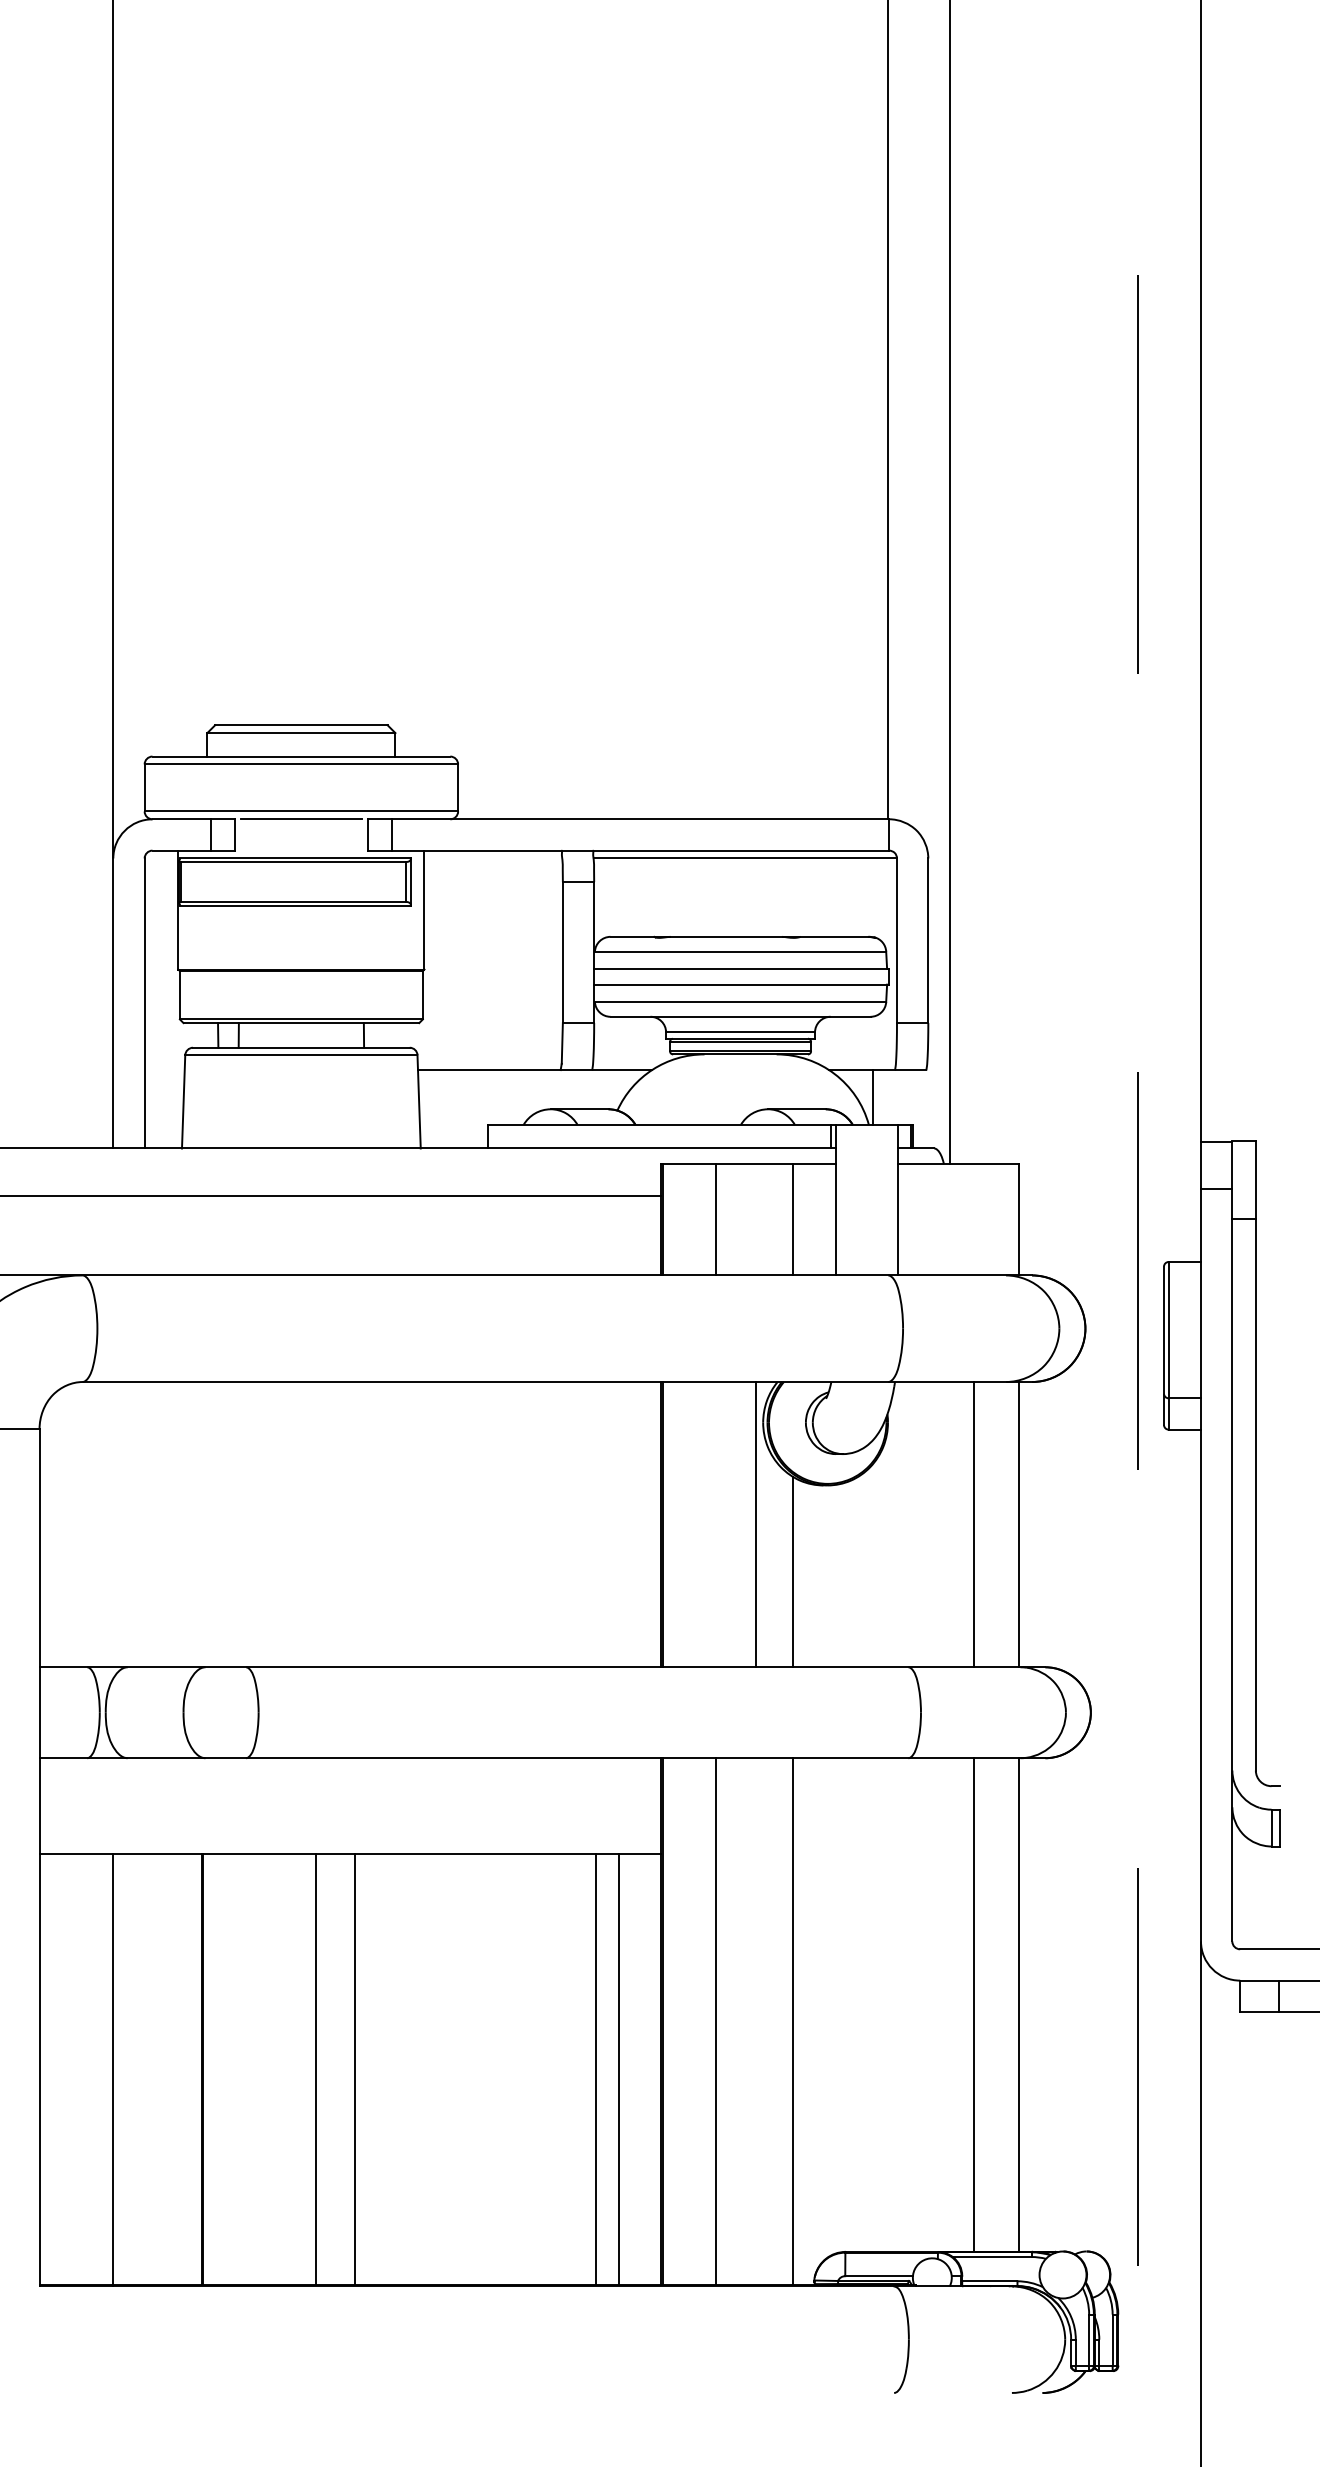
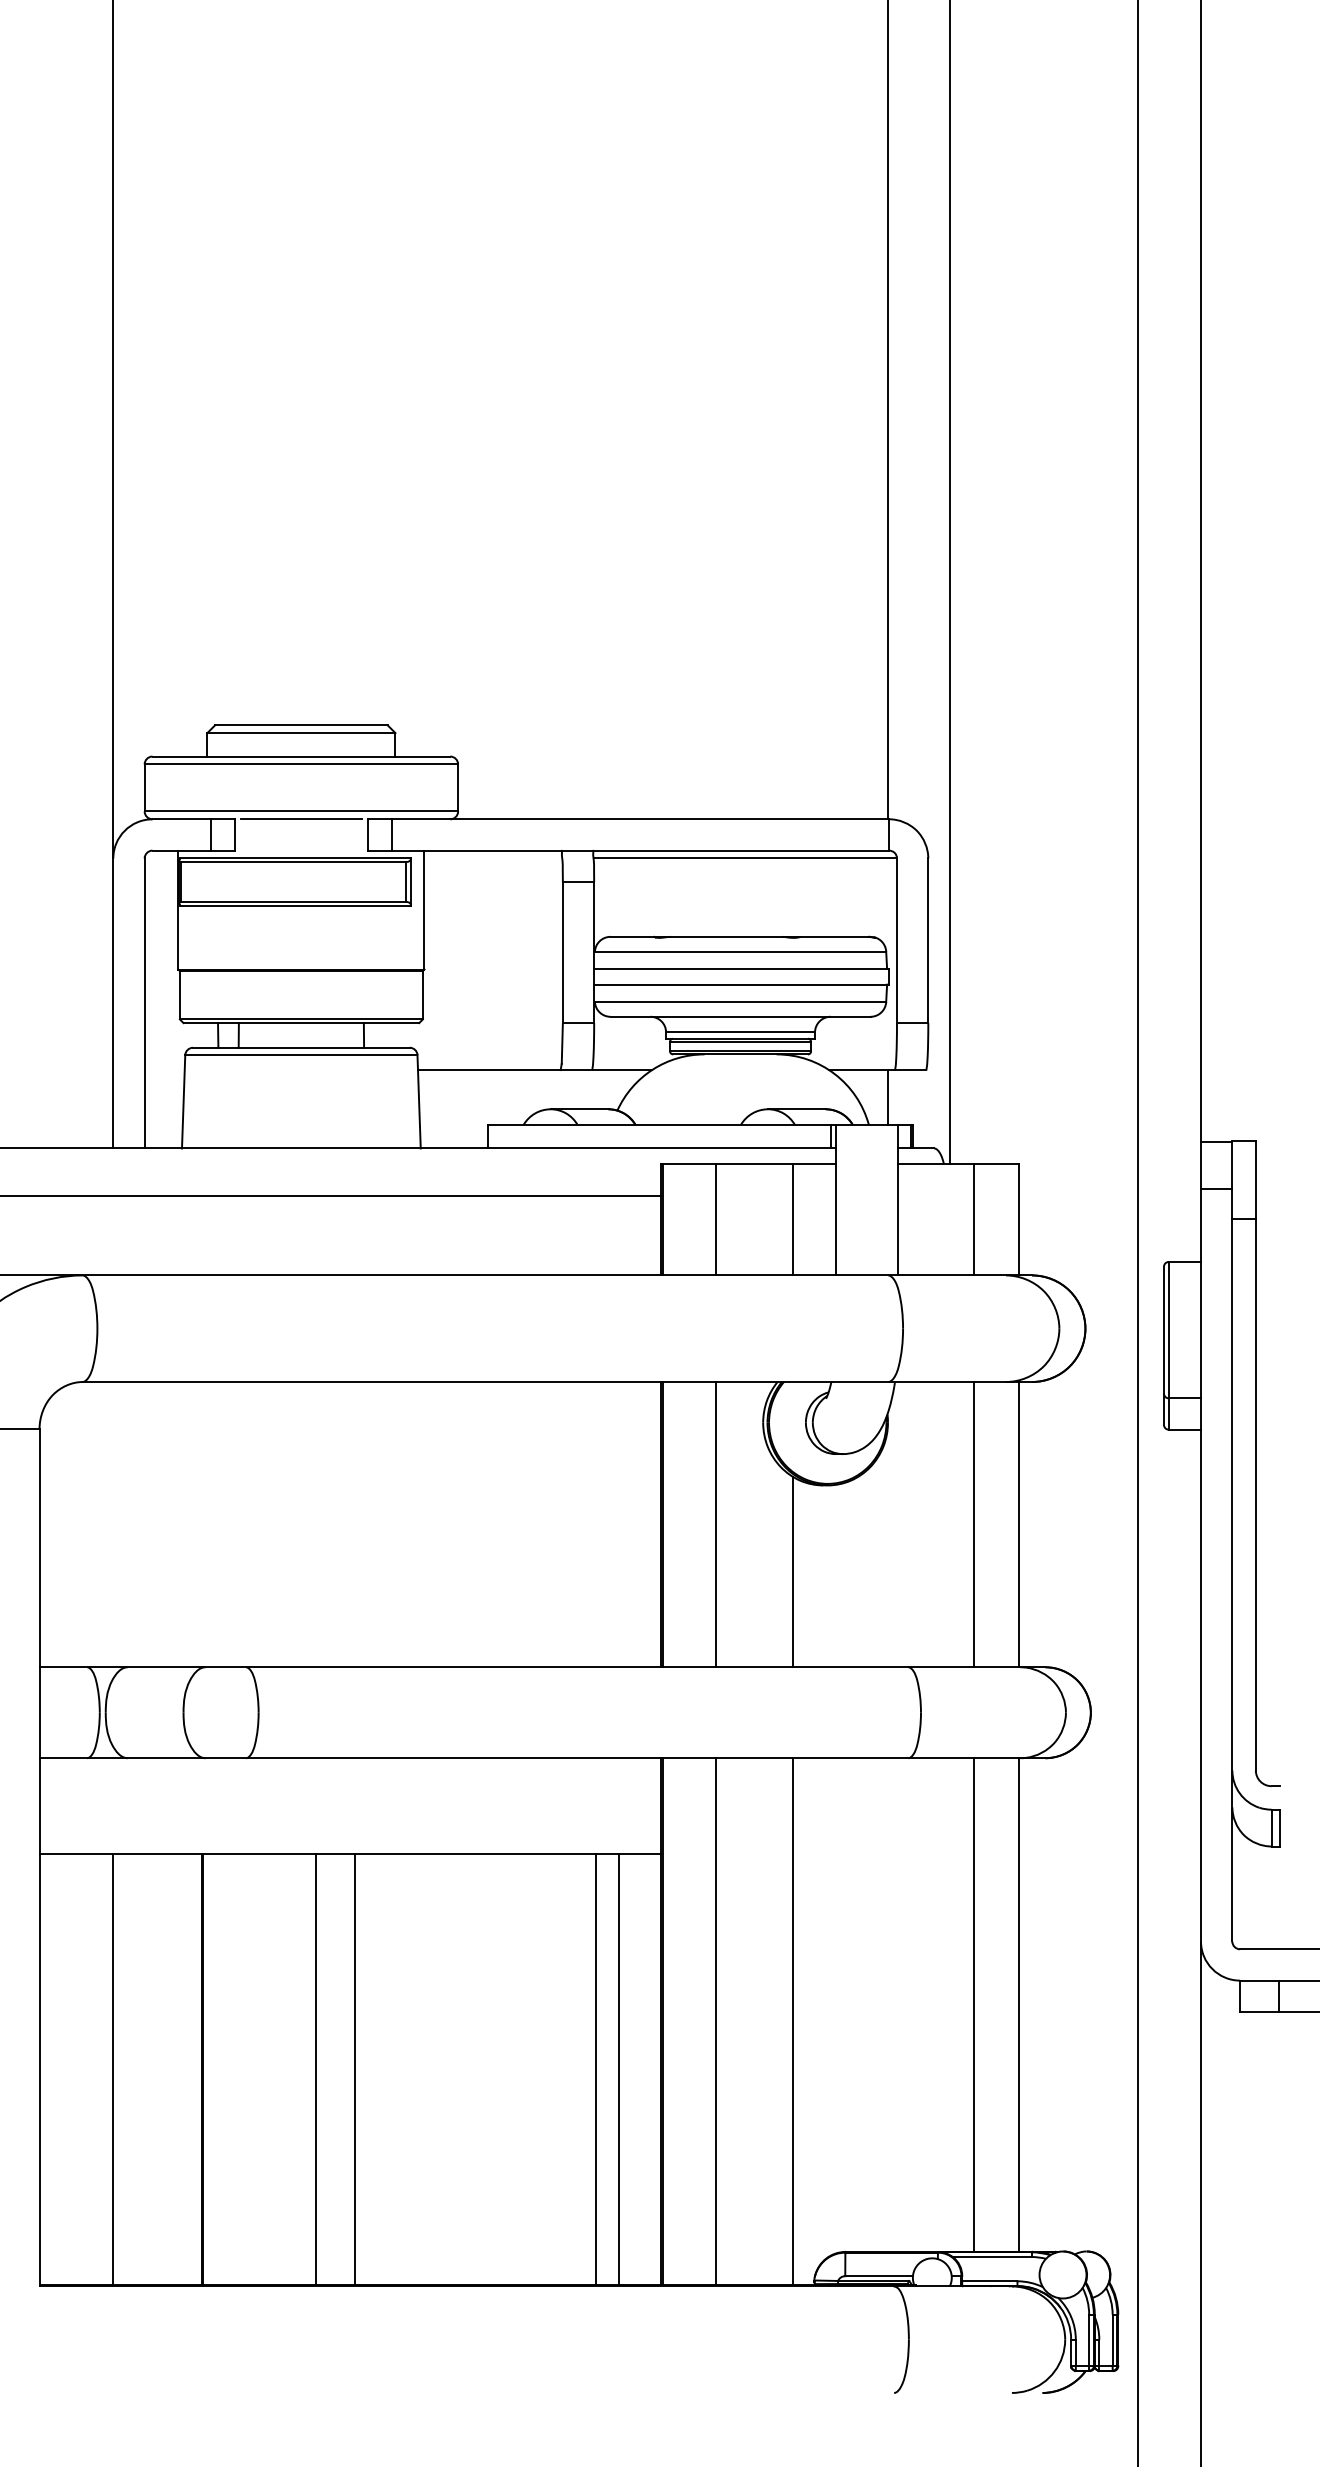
line position: (872, 1097) -> (887, 1097) (887, 1097)
line: none -> present (973, 1219)
line: dashed -> solid (1138, 1234)
line position: (755, 1524) -> (715, 1524) (715, 1524)
